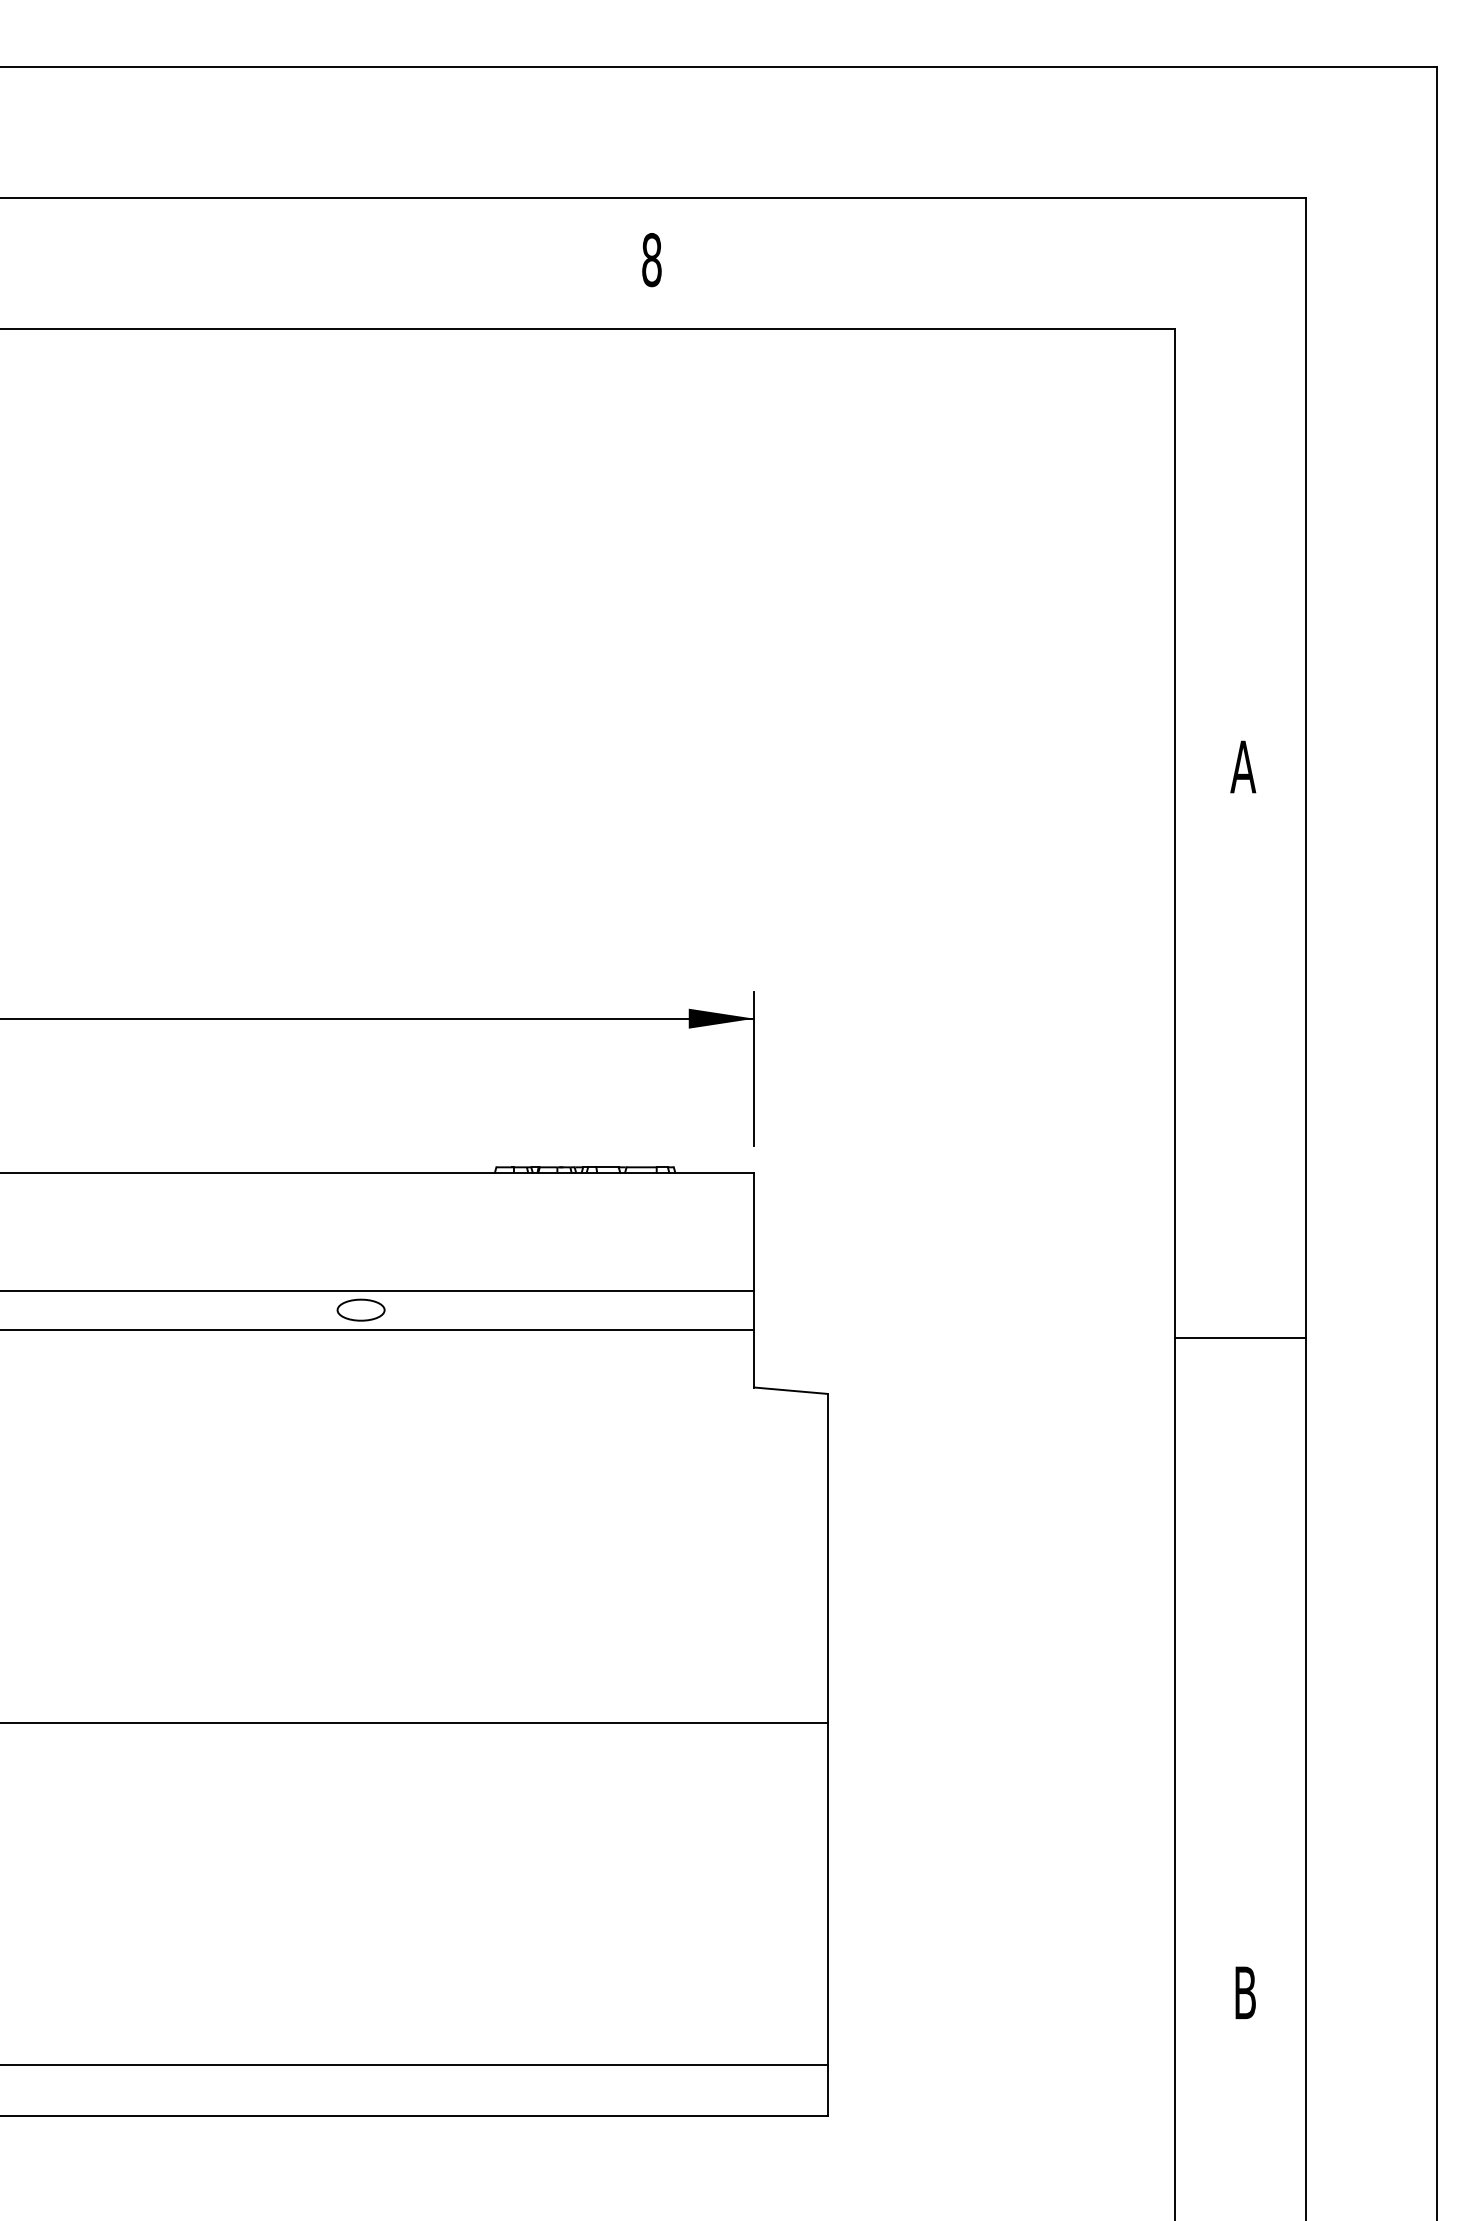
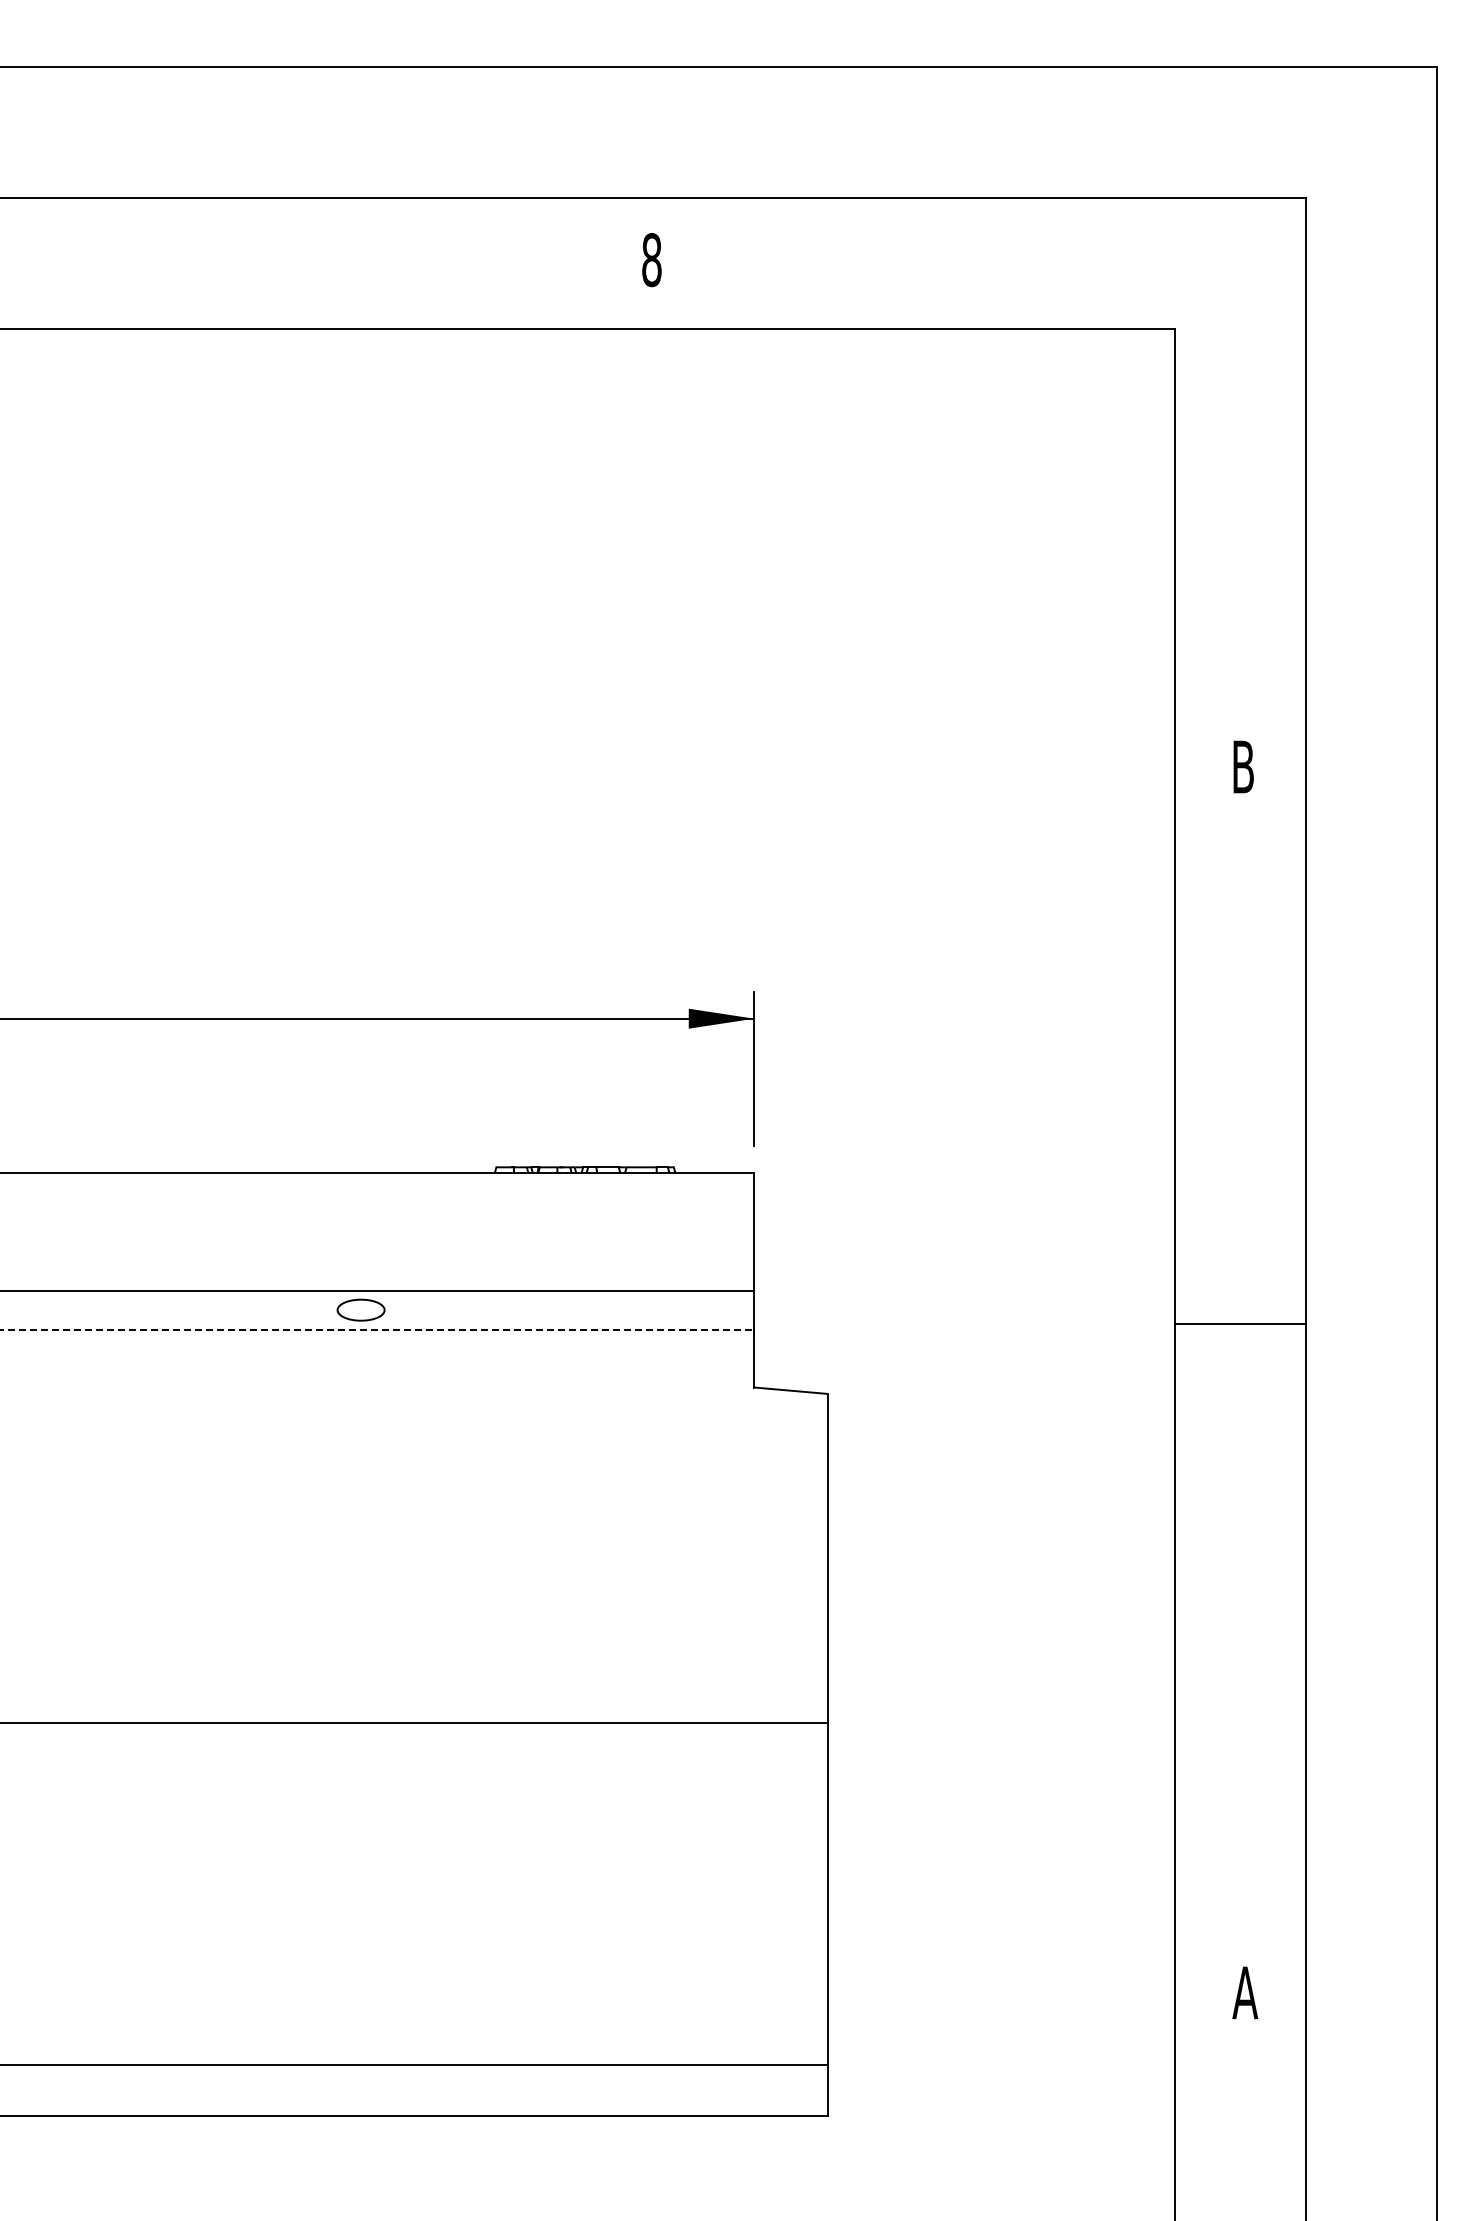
text: A -> B (1243, 766)
line: solid -> dashed (378, 1329)
line position: (1240, 1337) -> (1240, 1323) (1240, 1323)
text: B -> A (1245, 1992)
